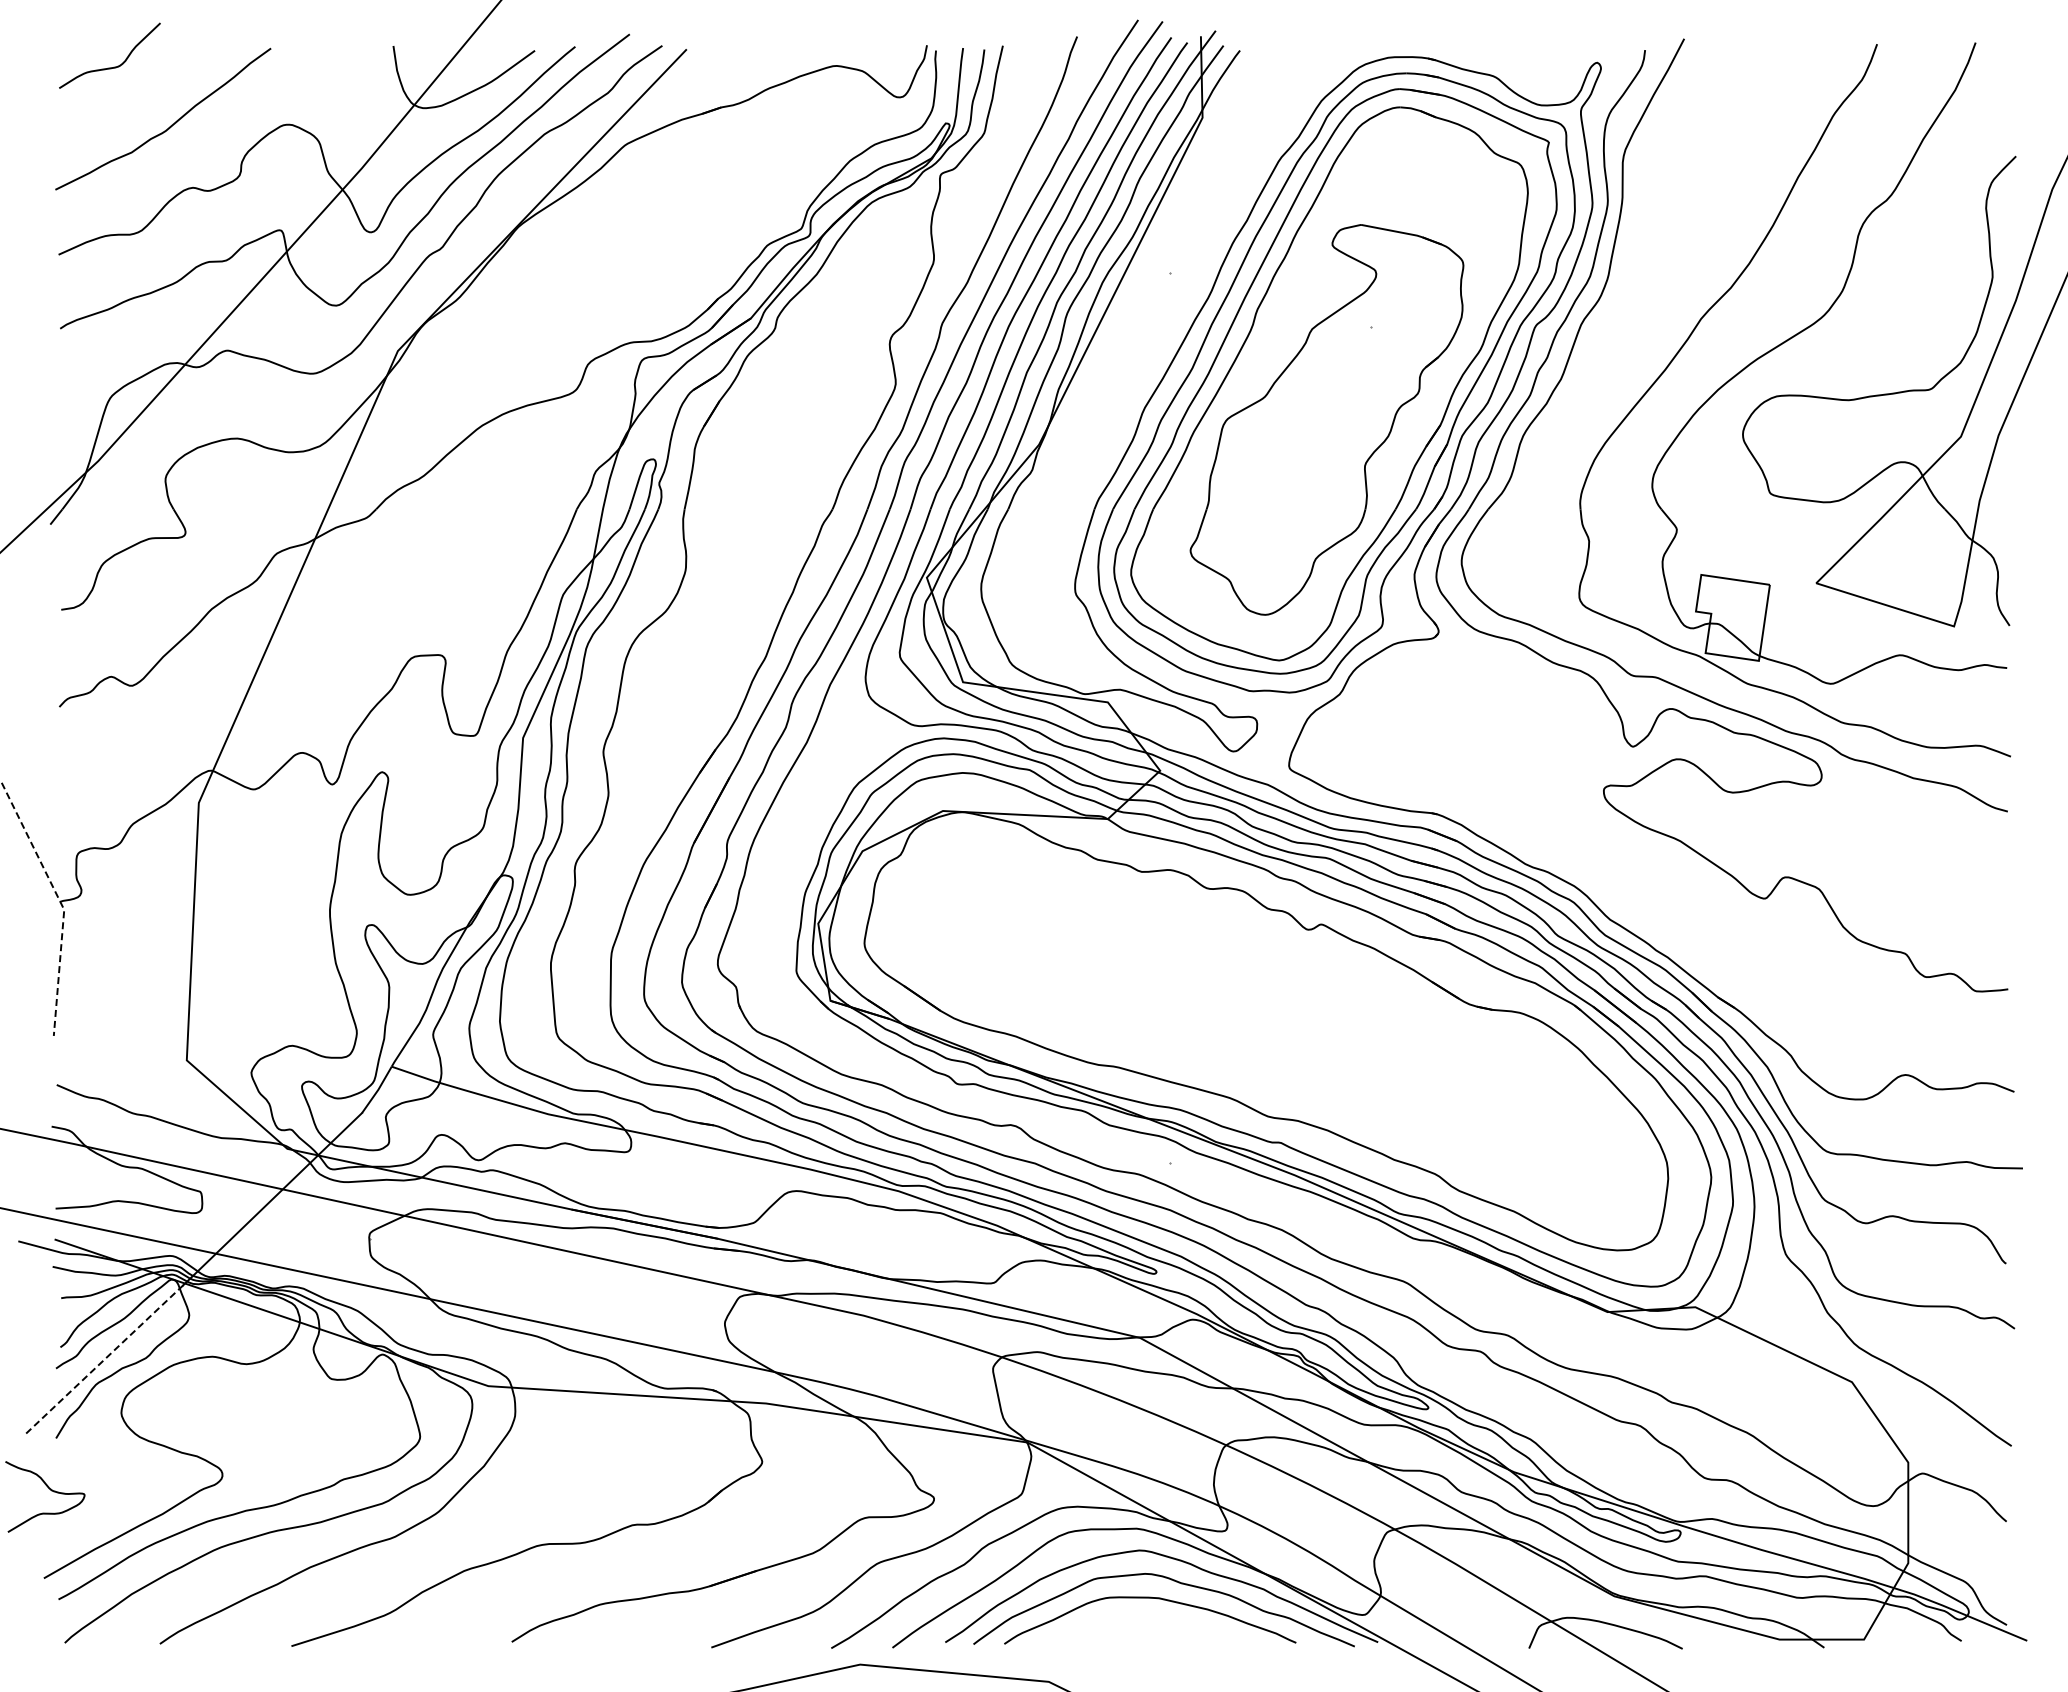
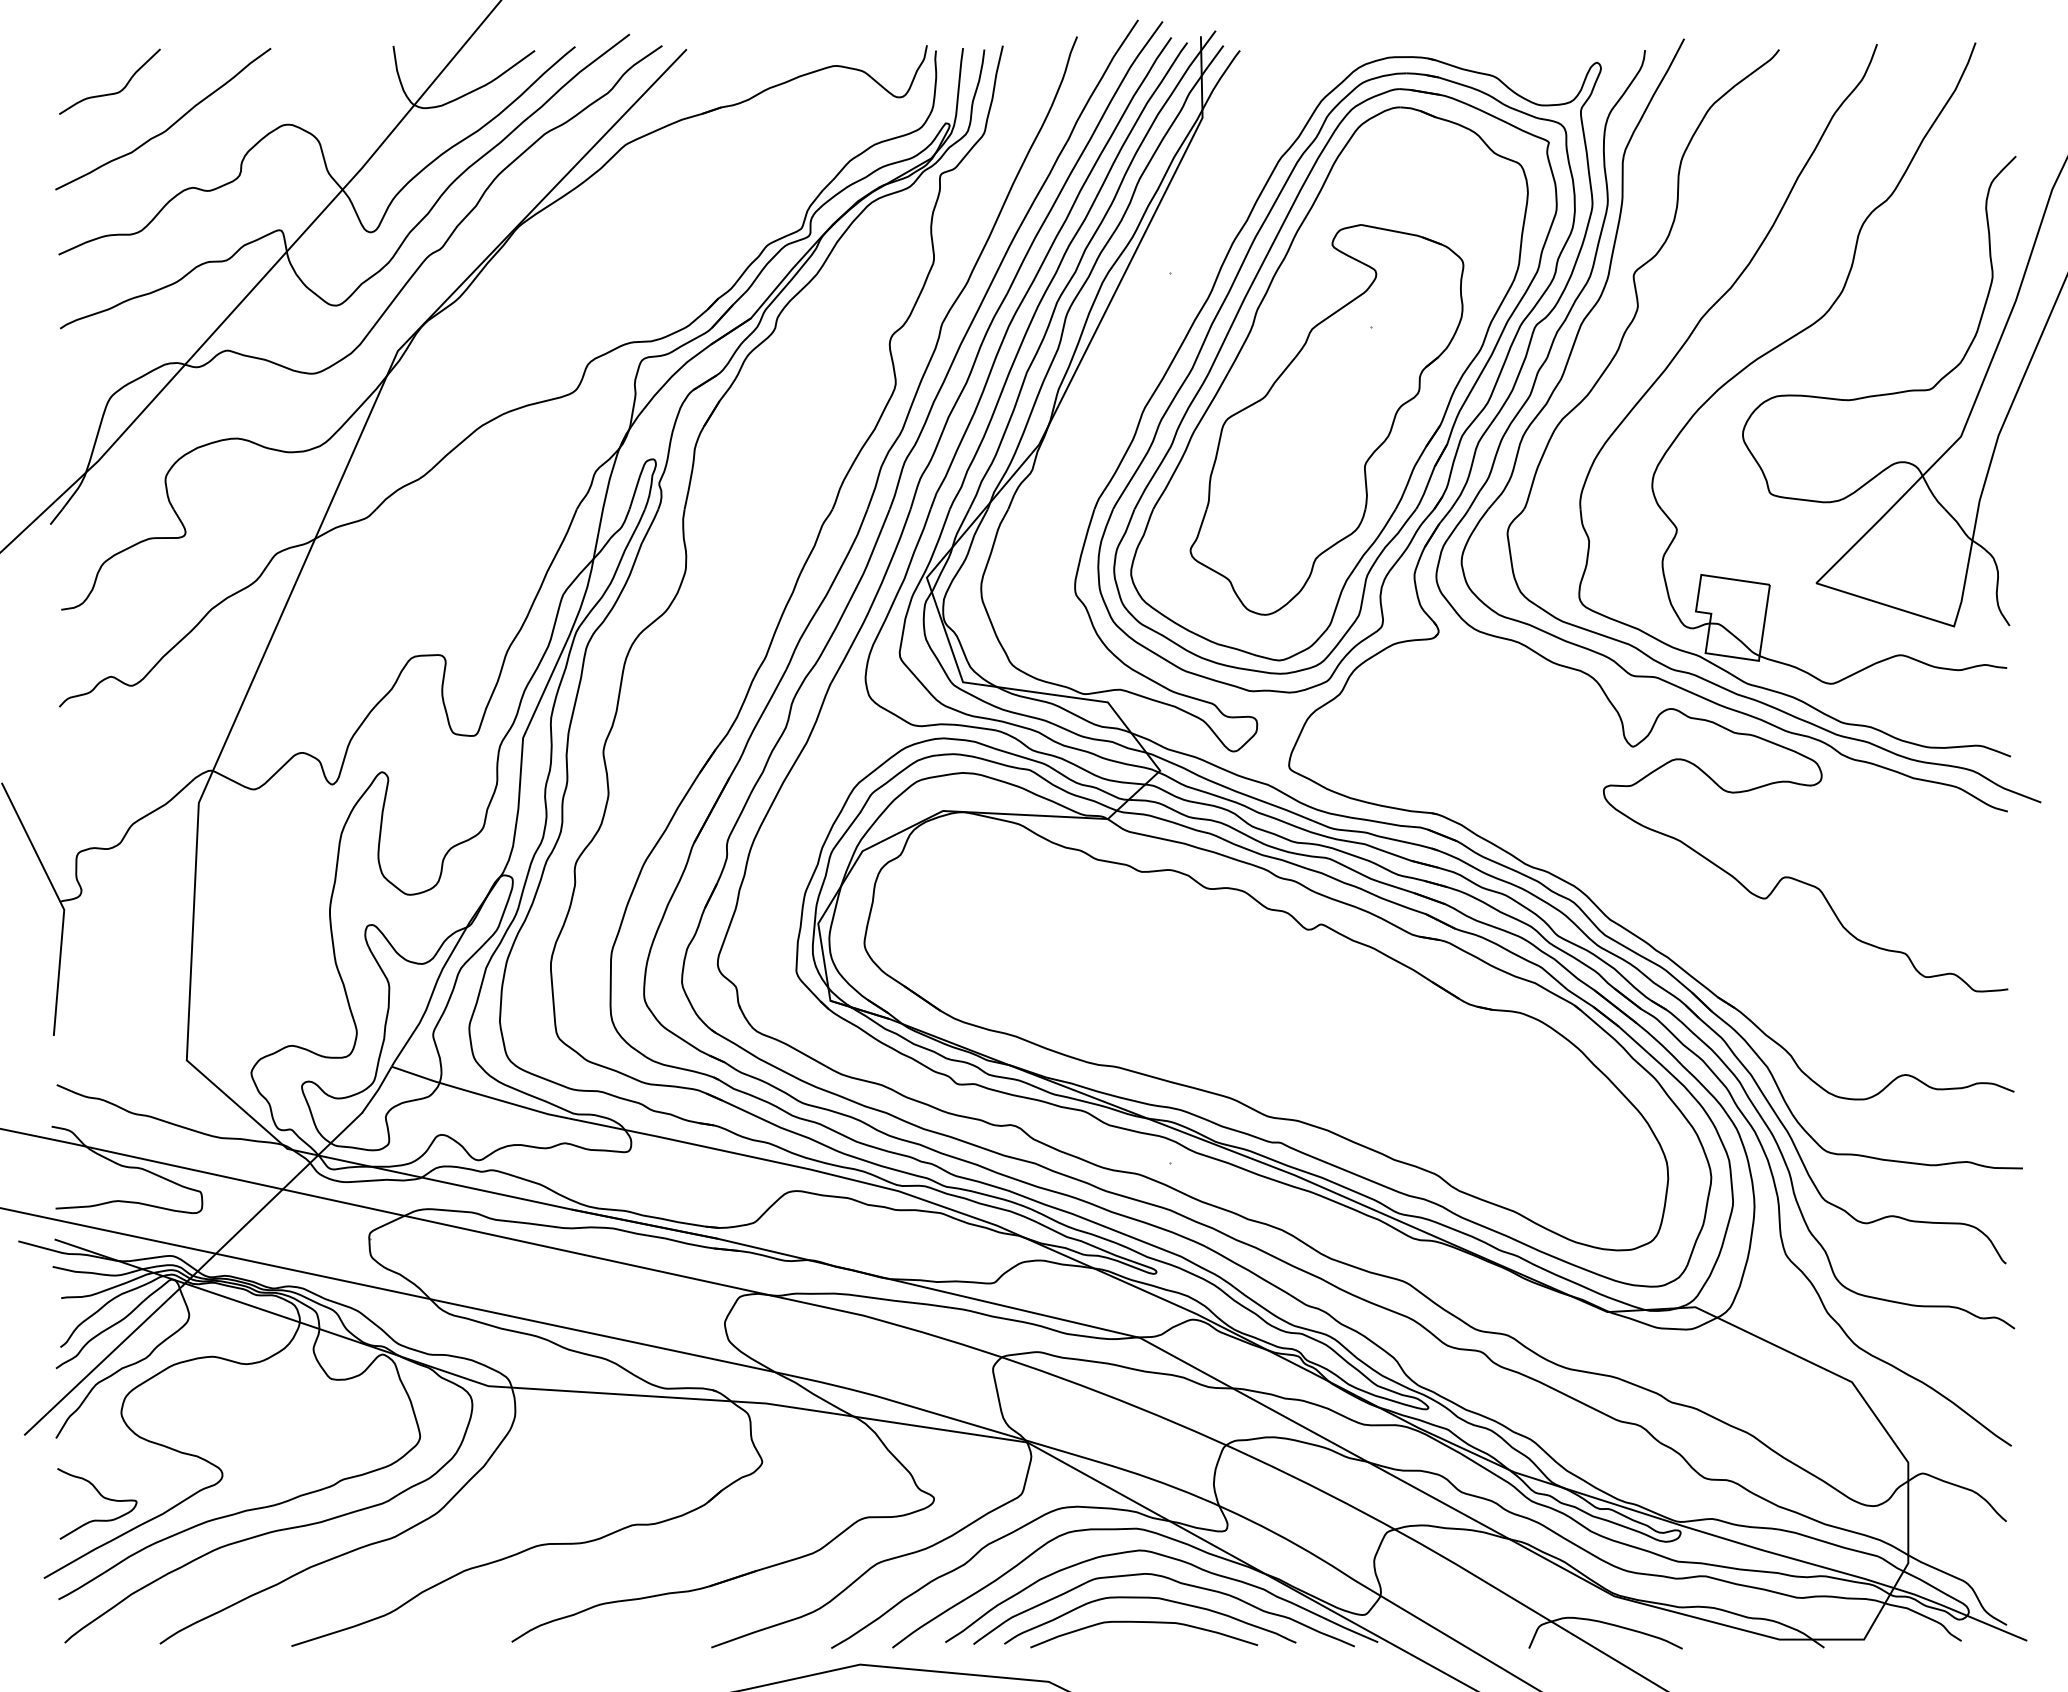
curve position: (109, 67) -> (109, 93) (109, 93)
part: none -> present (1619, 349)
line: dashed -> solid (61, 903)
line: dashed -> solid (103, 1360)
curve position: (50, 1490) -> (102, 1497) (102, 1497)
curve: none -> present (1144, 1622)
